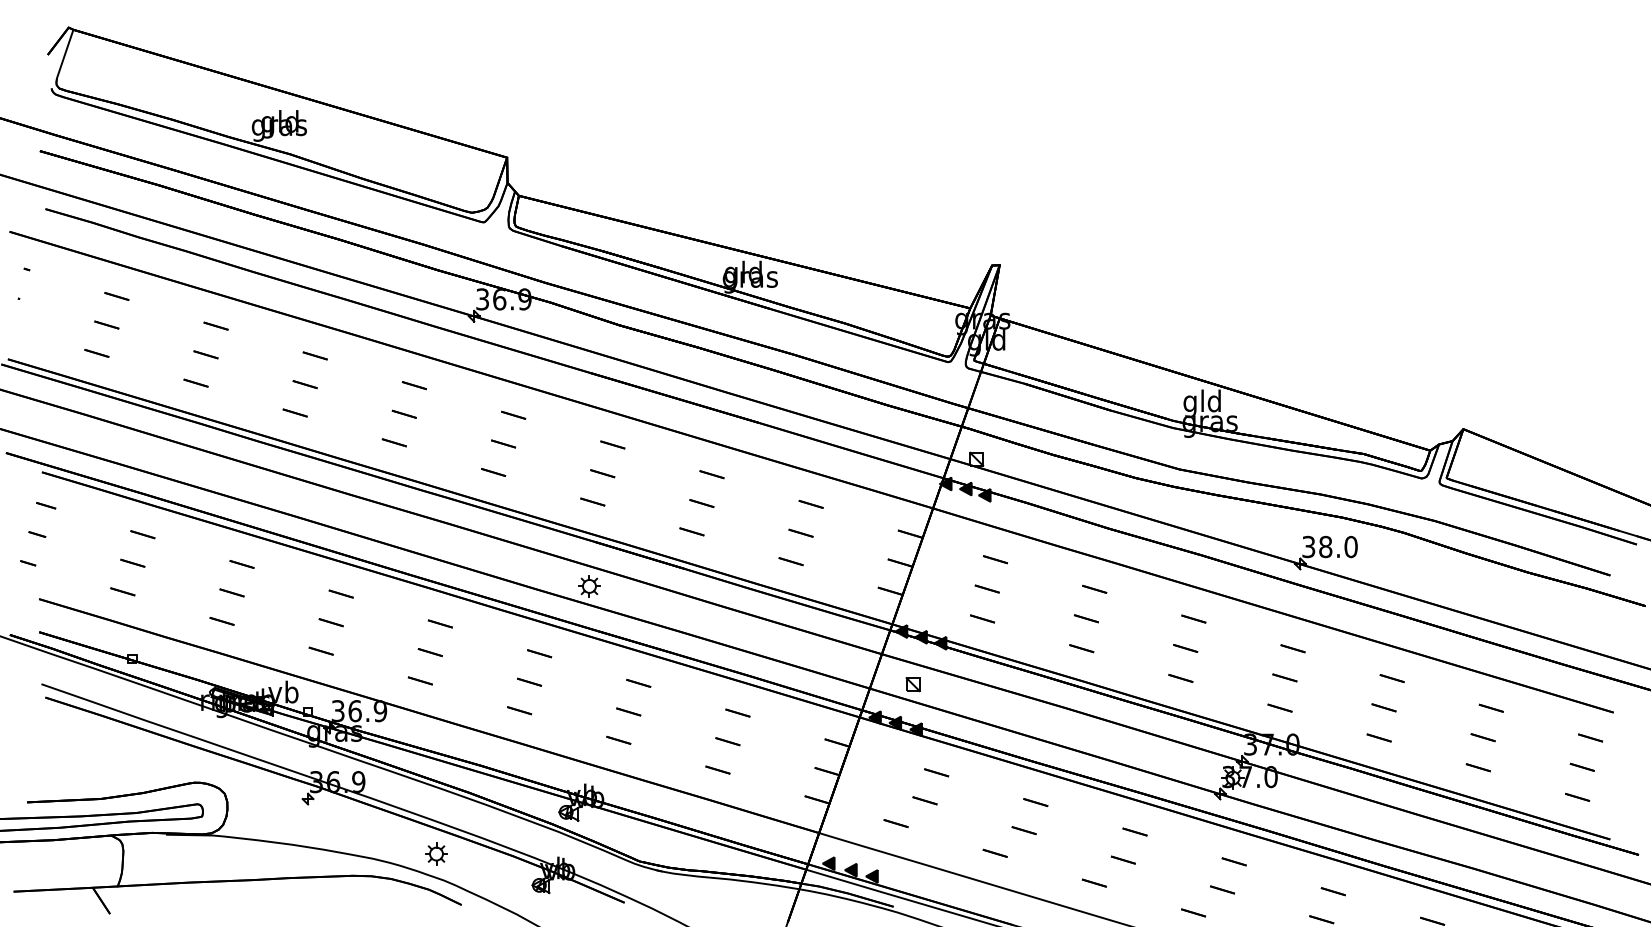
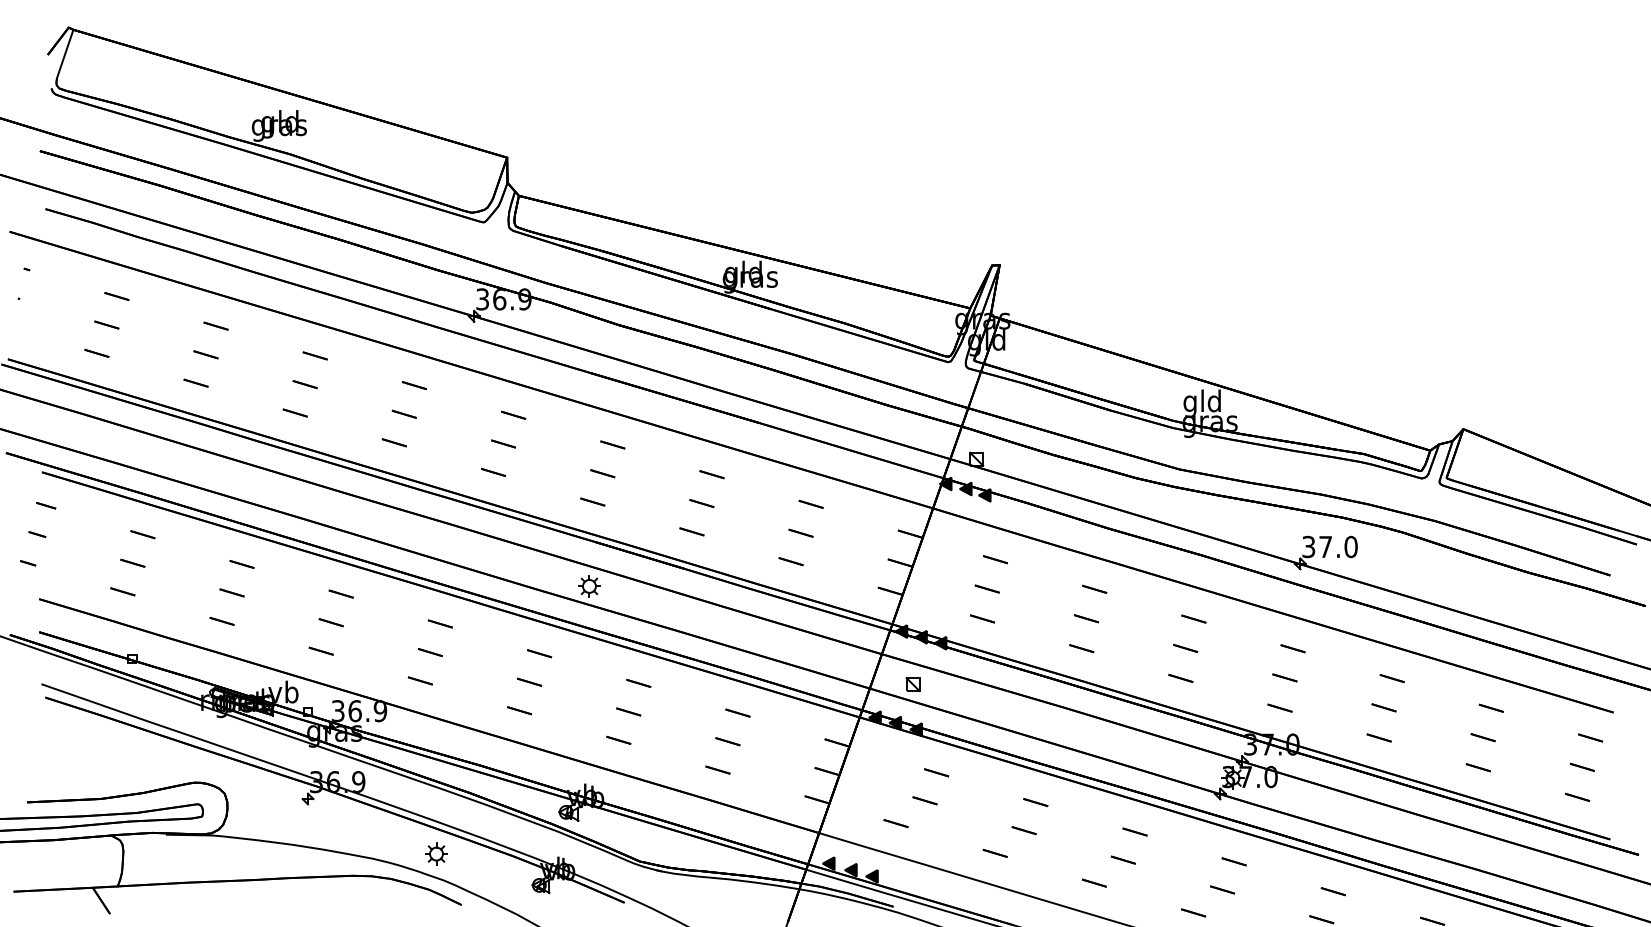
text: 38.0 -> 37.0 (1325, 546)
